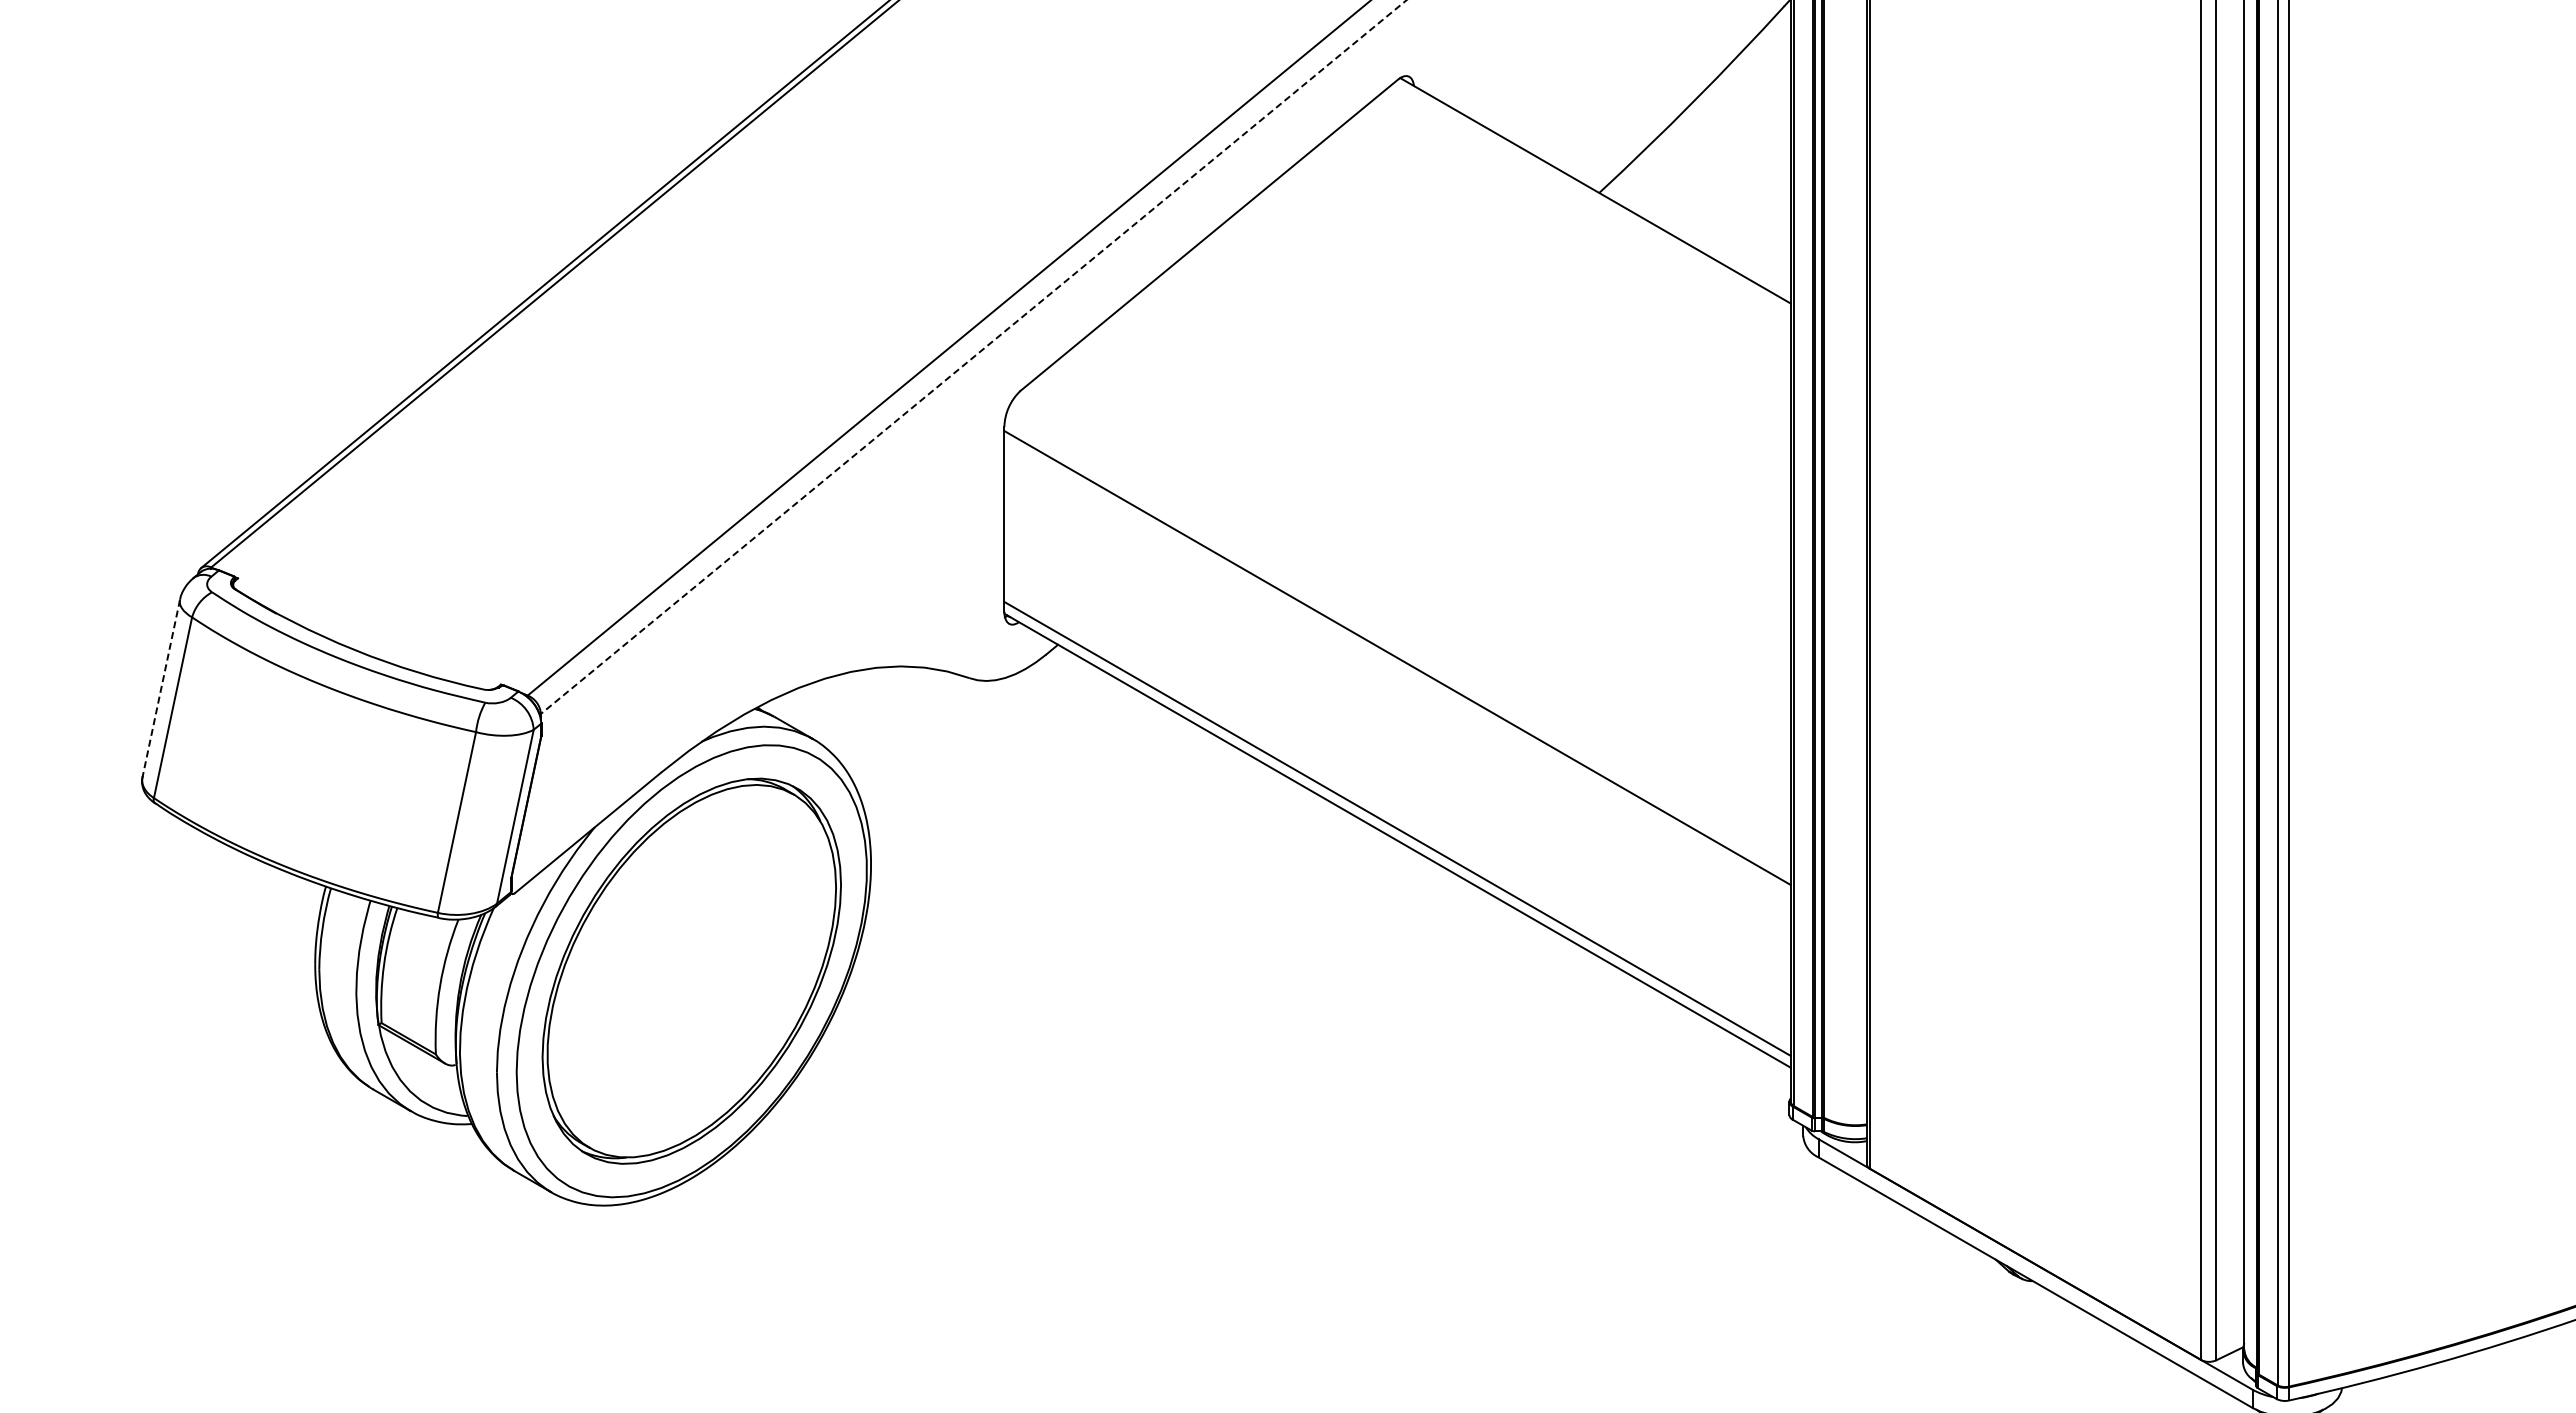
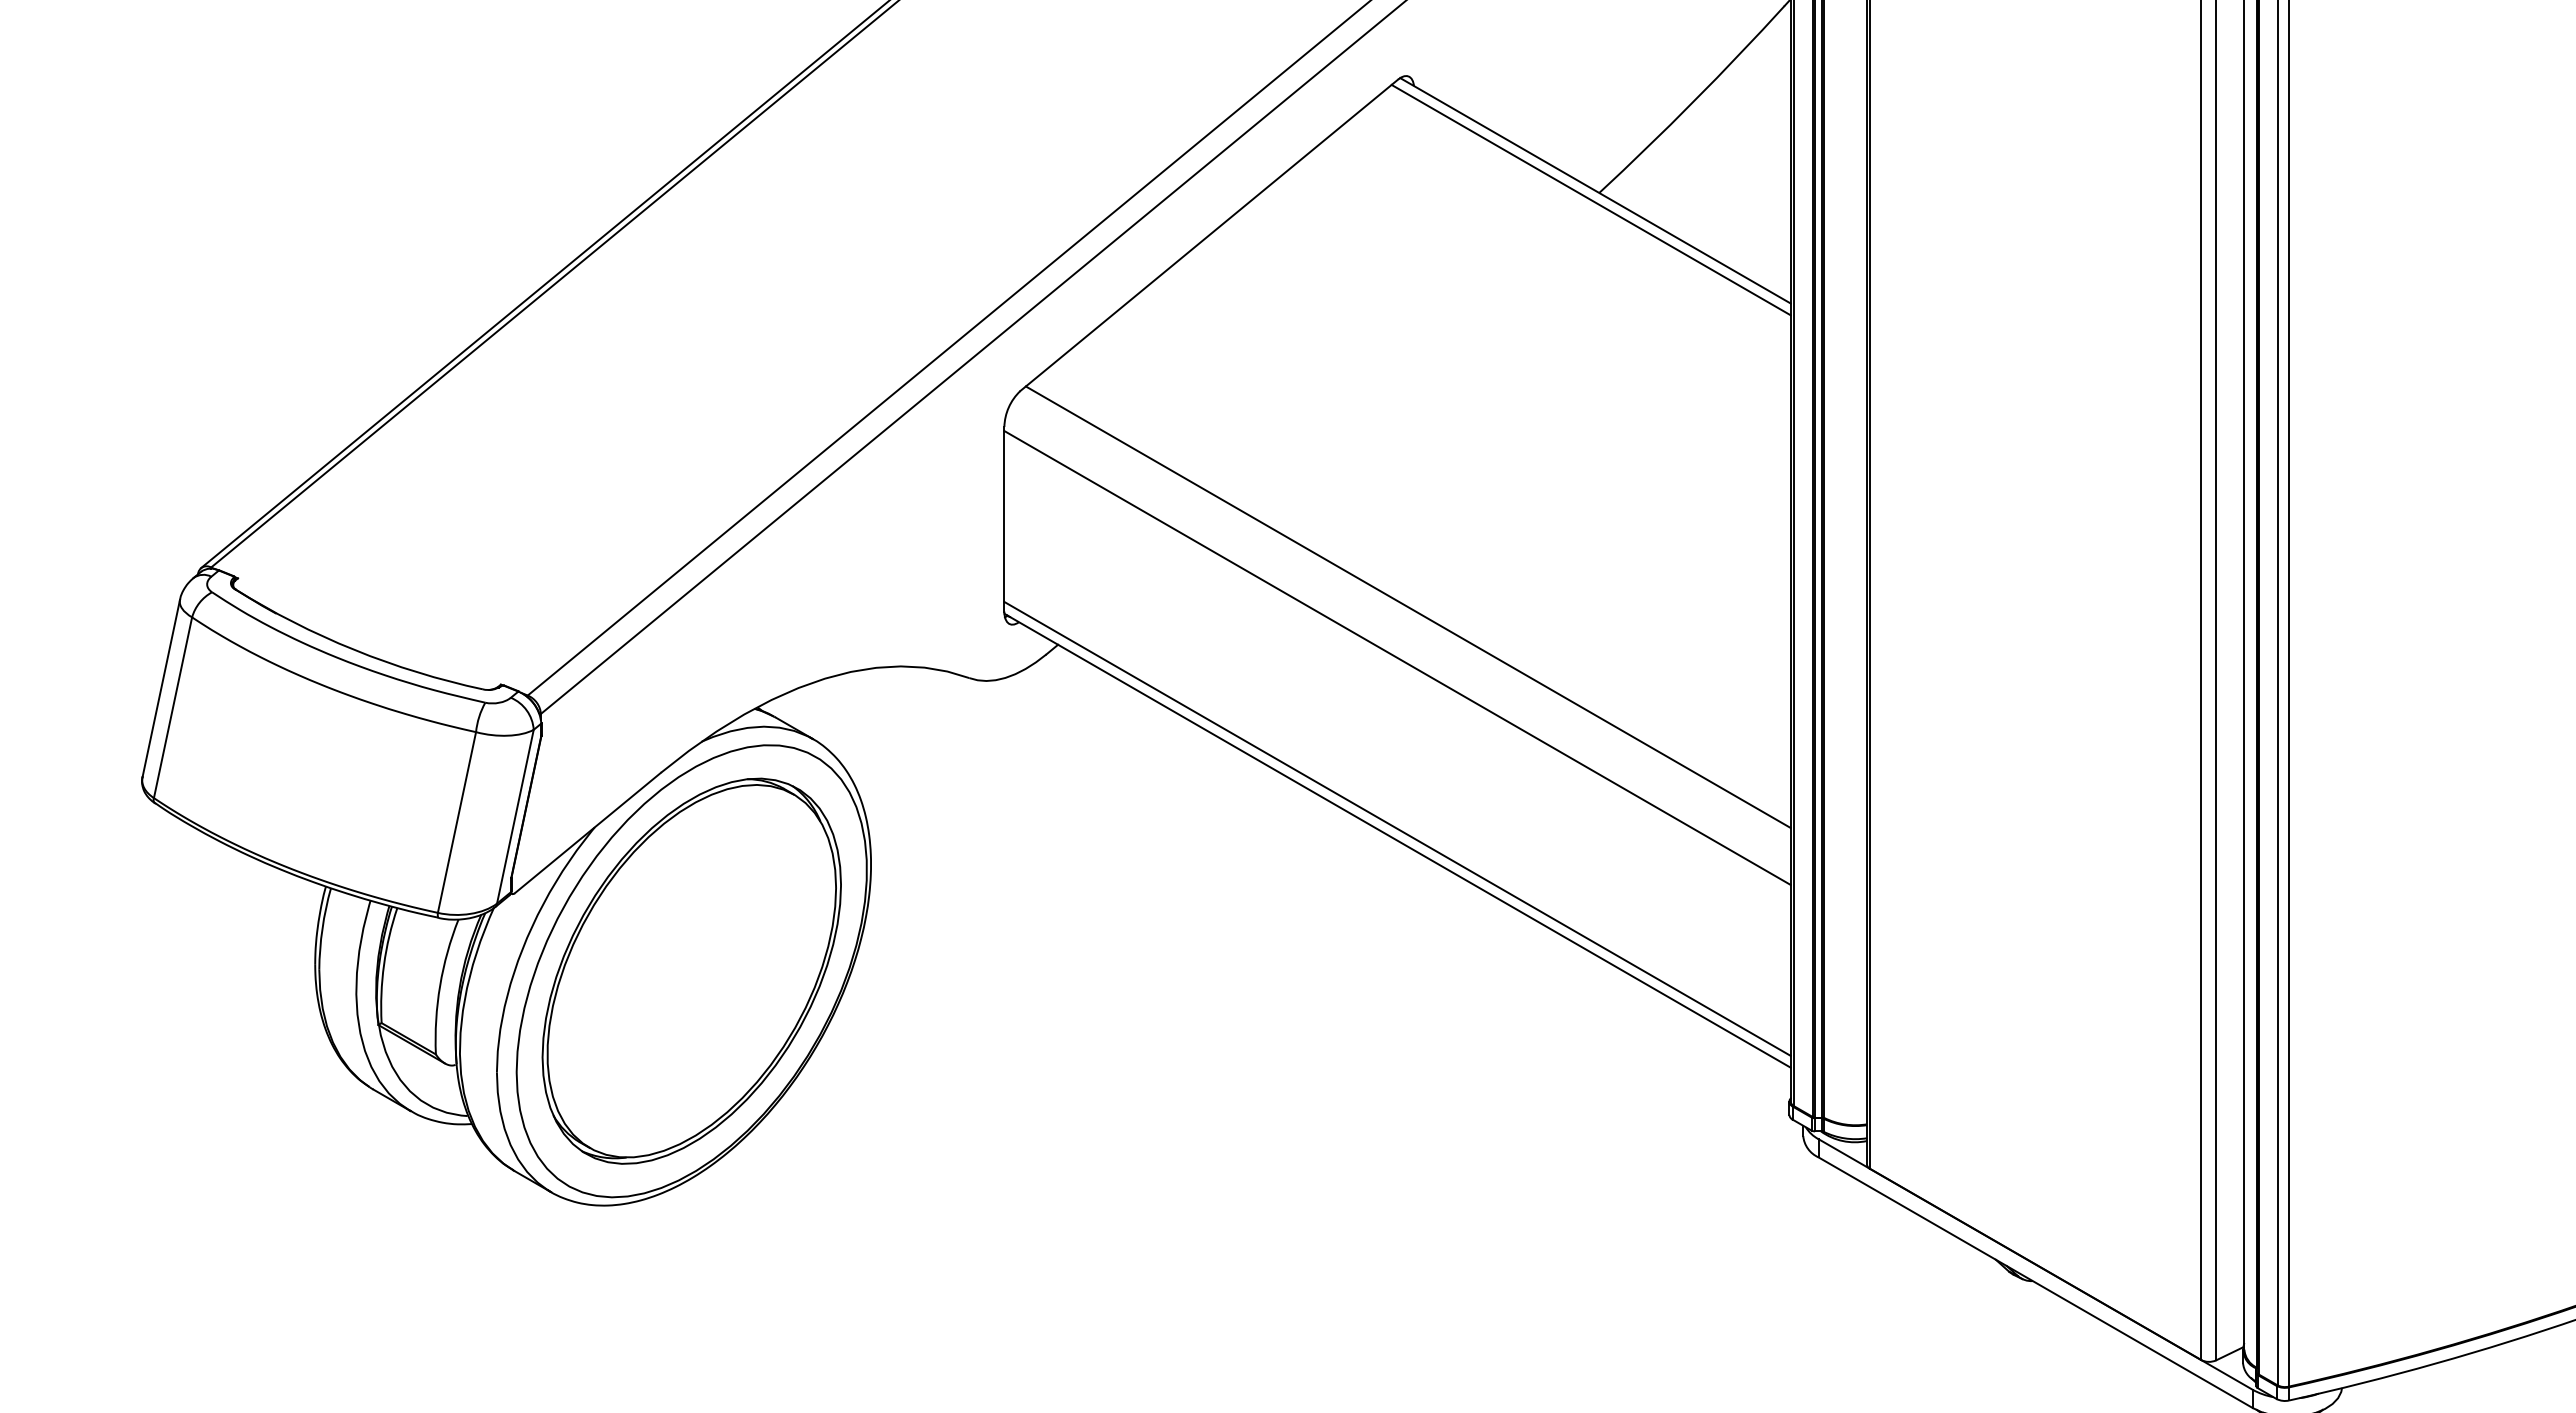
line: none -> present (1590, 199)
line: dashed -> solid (973, 357)
line: none -> present (1407, 607)
line: dashed -> solid (161, 688)
